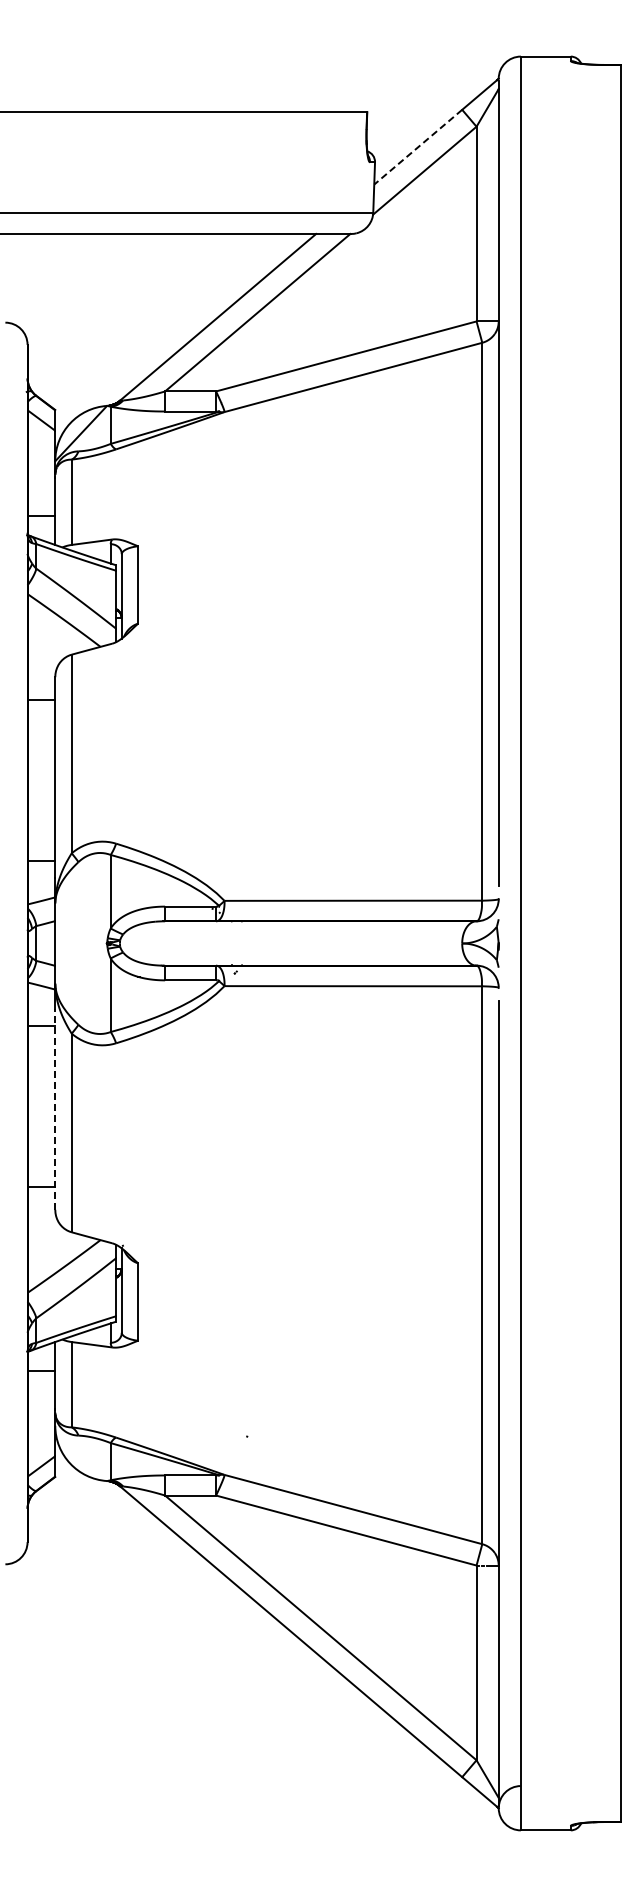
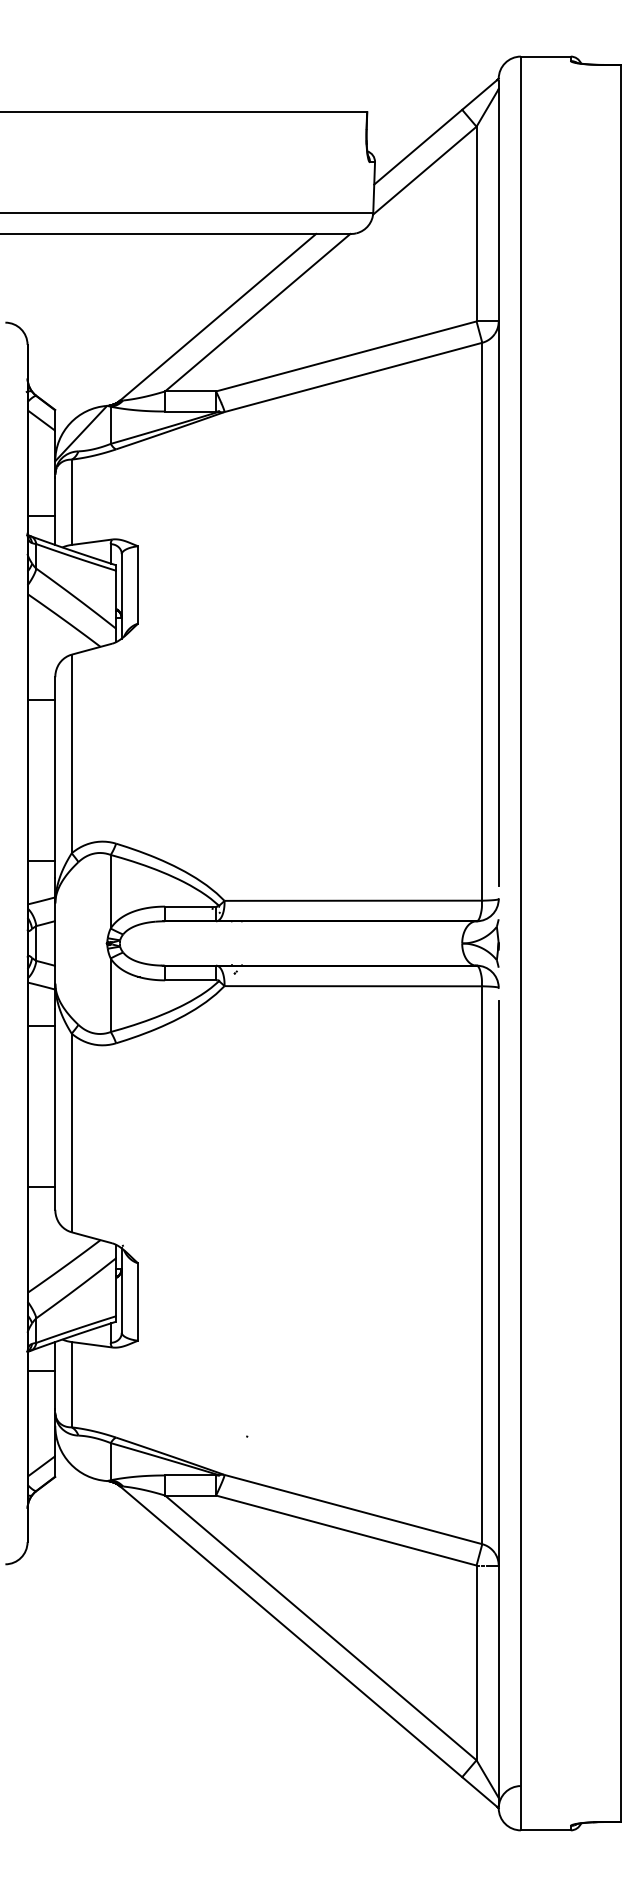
line: dashed -> solid (418, 147)
line: dashed -> solid (55, 1109)
